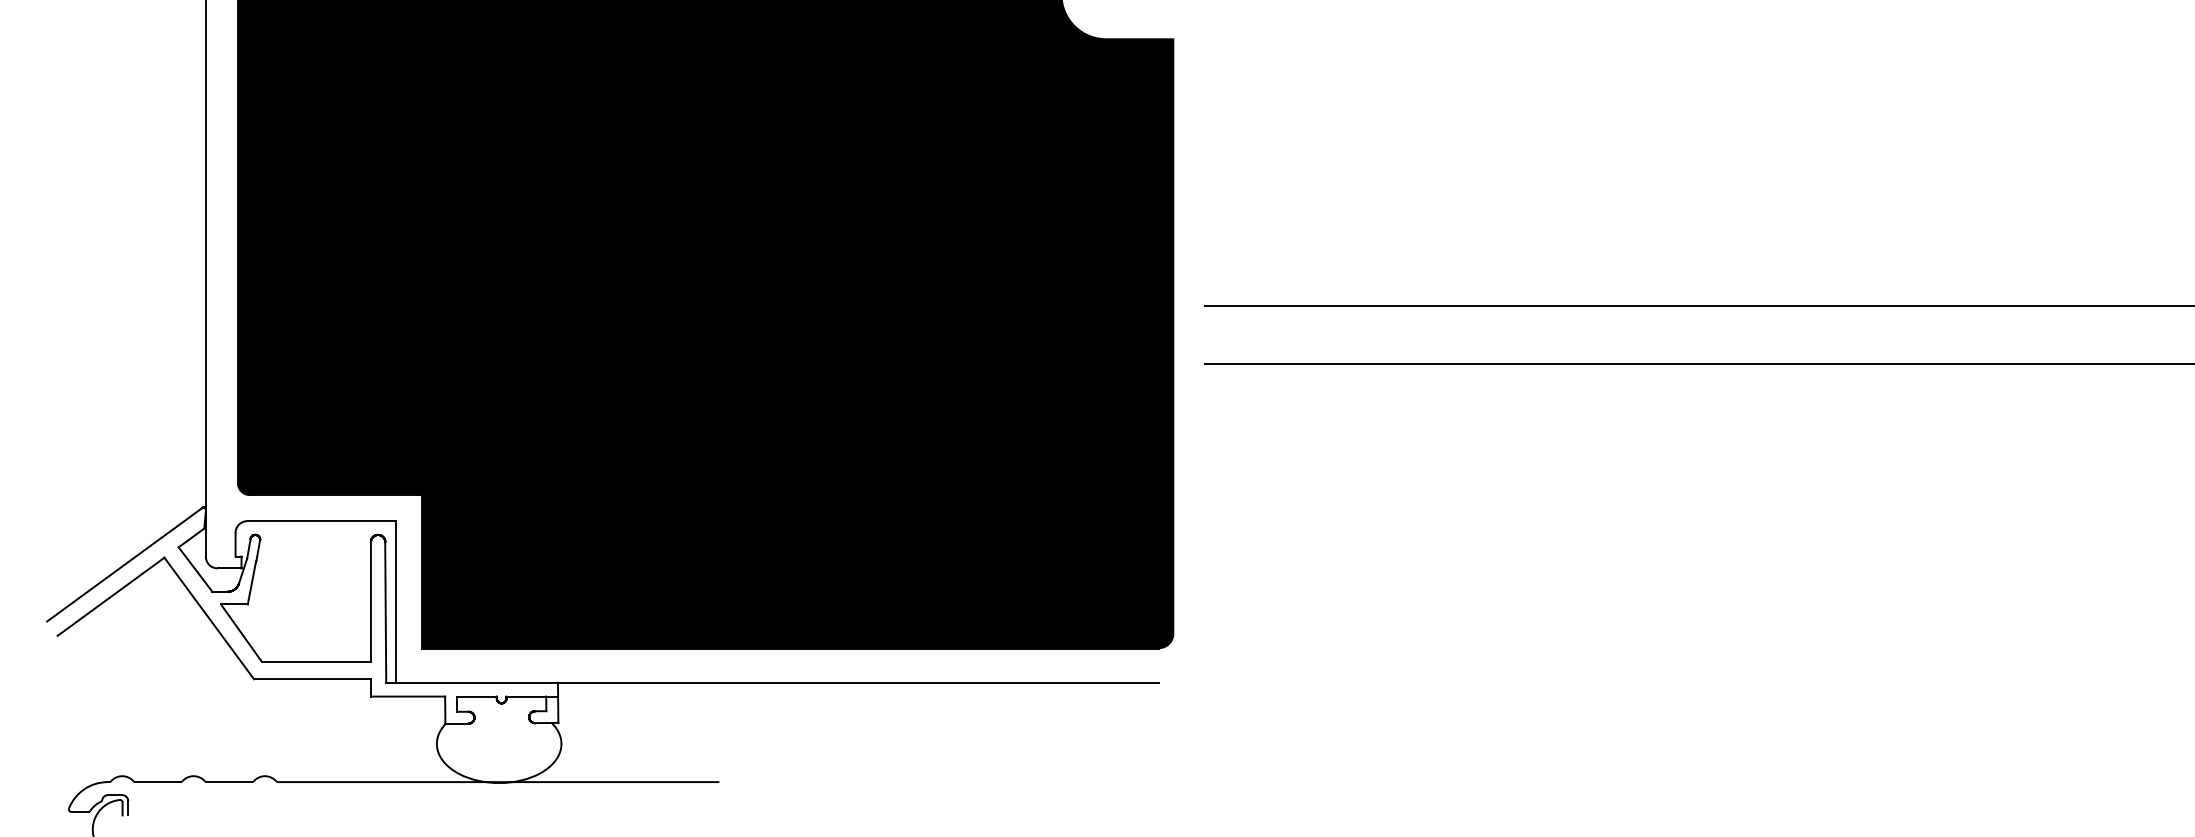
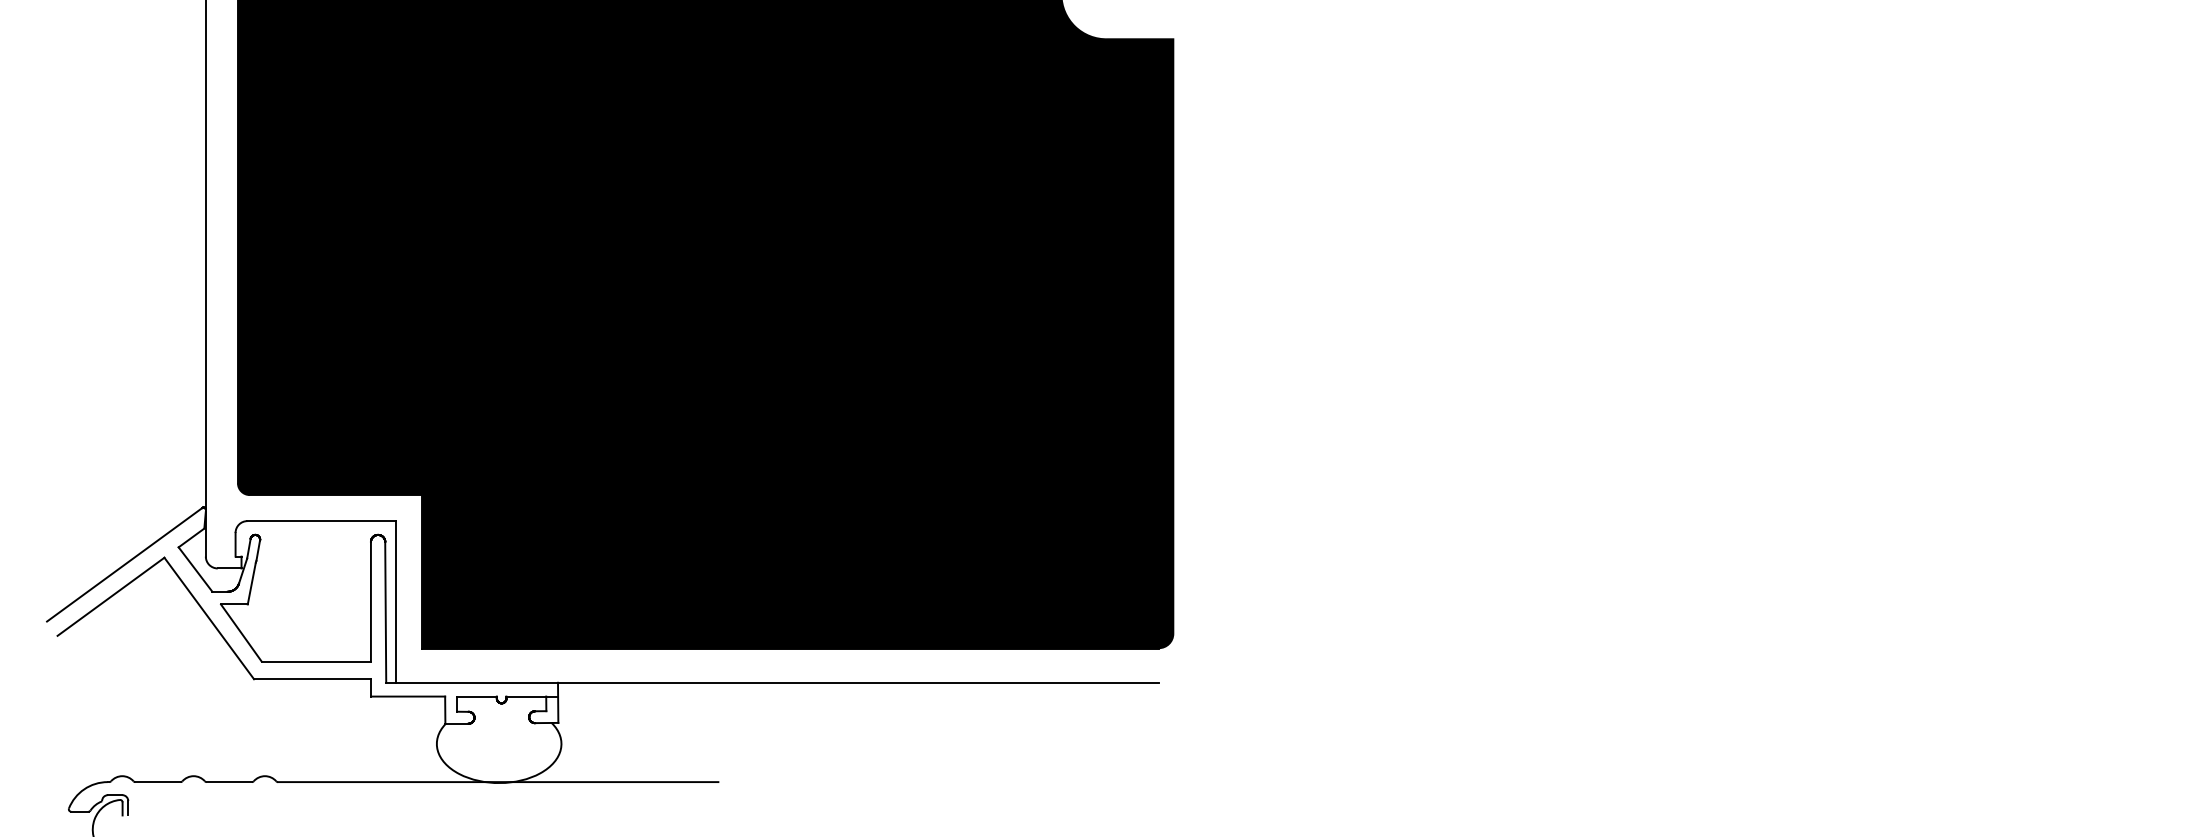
line: present -> none (1698, 305)
line: present -> none (1698, 363)
